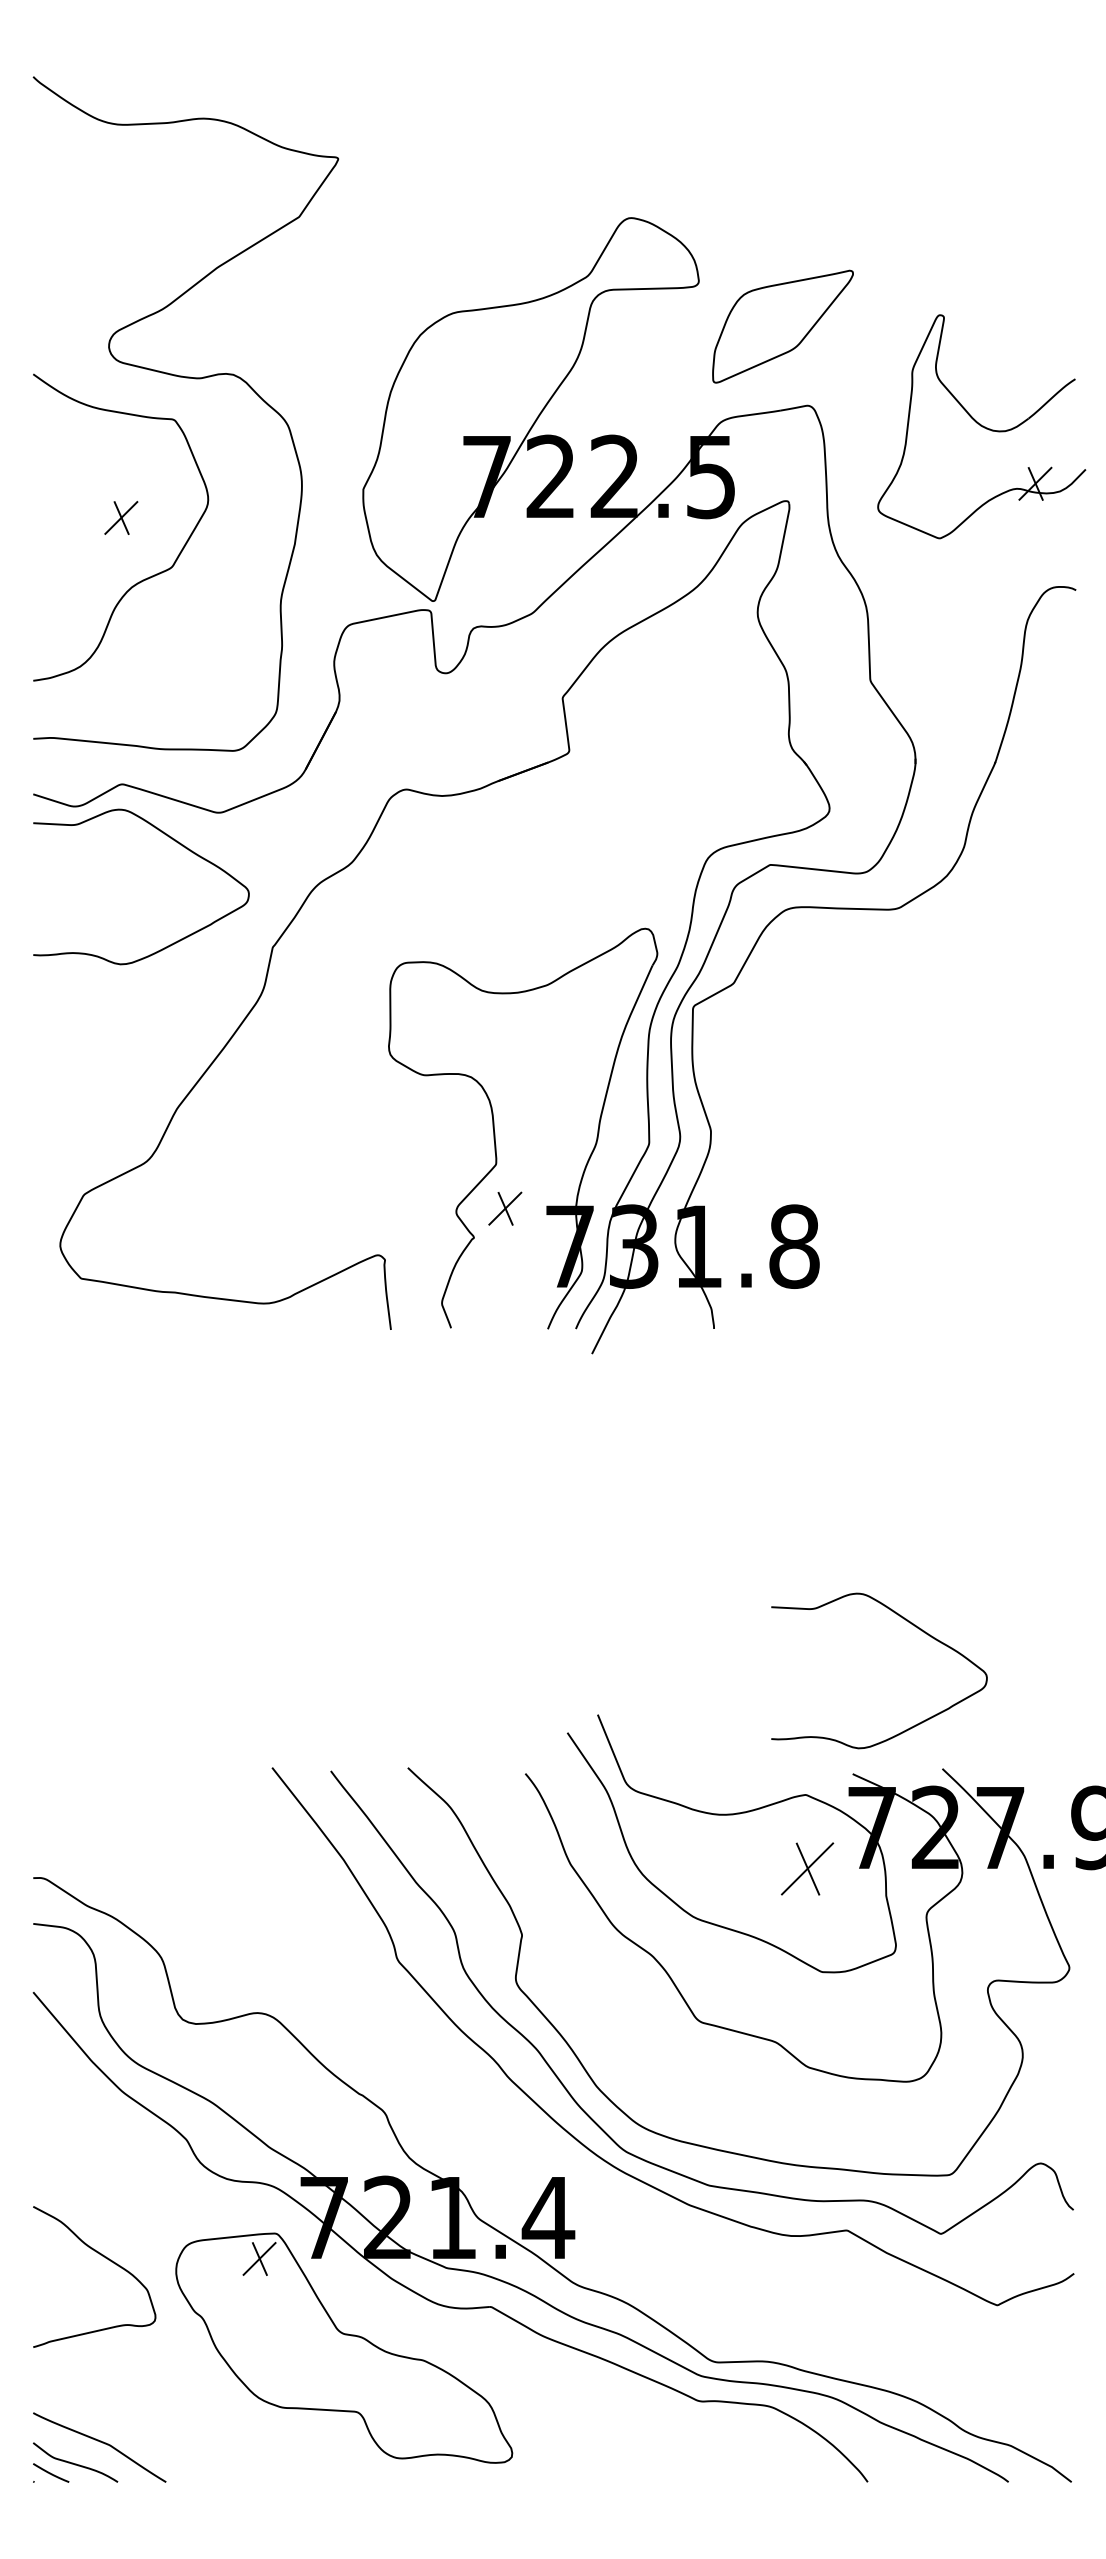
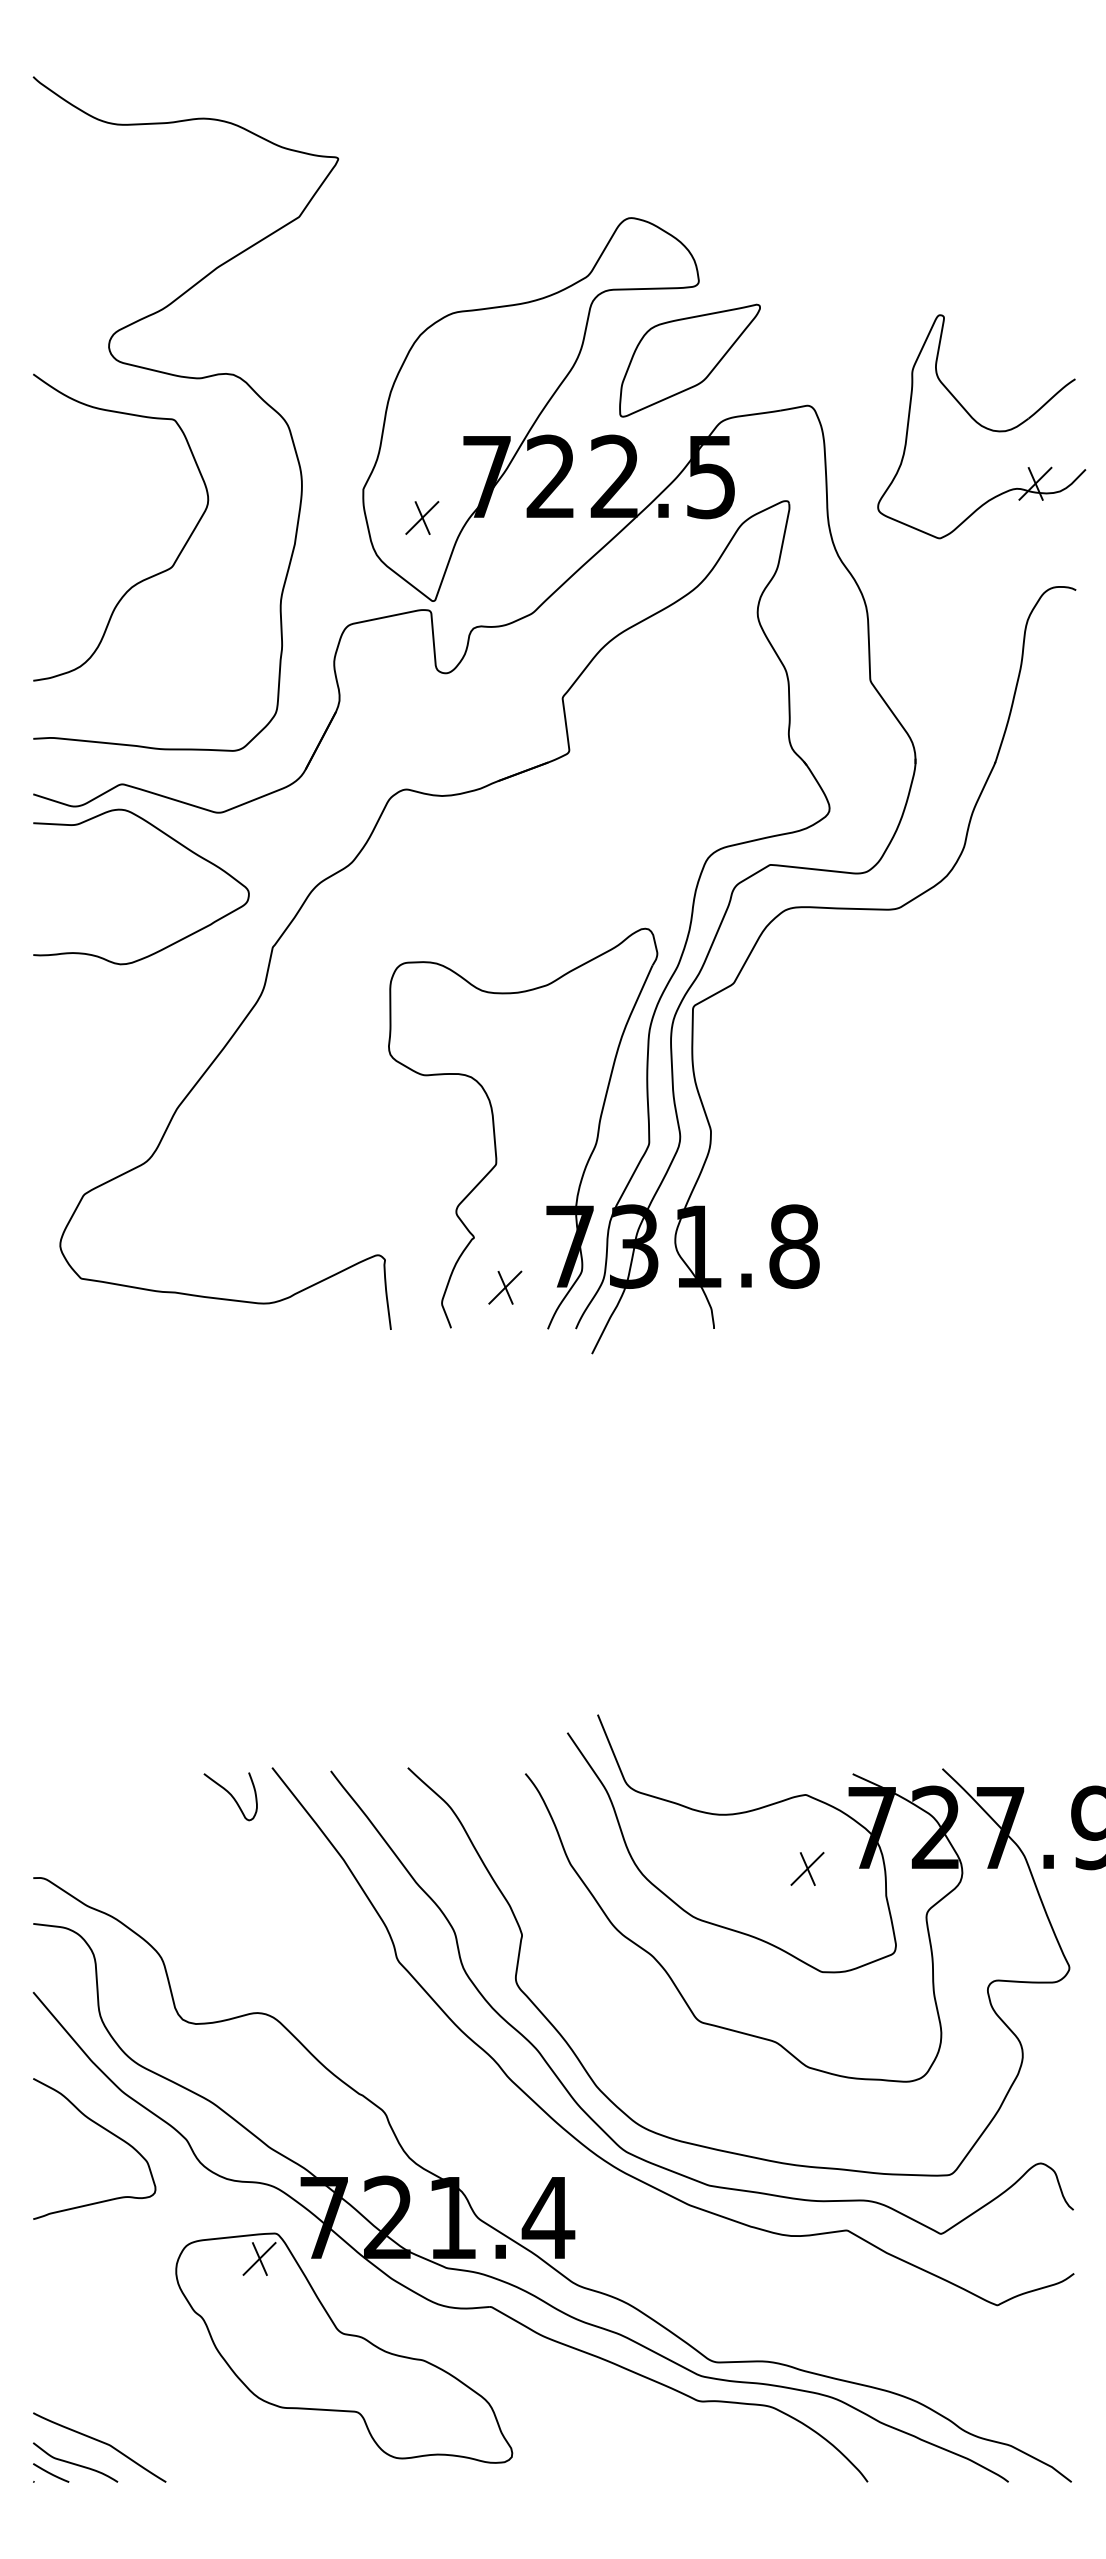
part position: (782, 326) -> (689, 360) (689, 360)
part position: (121, 517) -> (422, 517) (422, 517)
part position: (505, 1208) -> (505, 1287) (505, 1287)
curve: present -> none (909, 1623)
curve: none -> present (230, 1795)
part size: 55x54 px -> 35x34 px (807, 1868)
curve position: (105, 2258) -> (105, 2130) (105, 2130)
